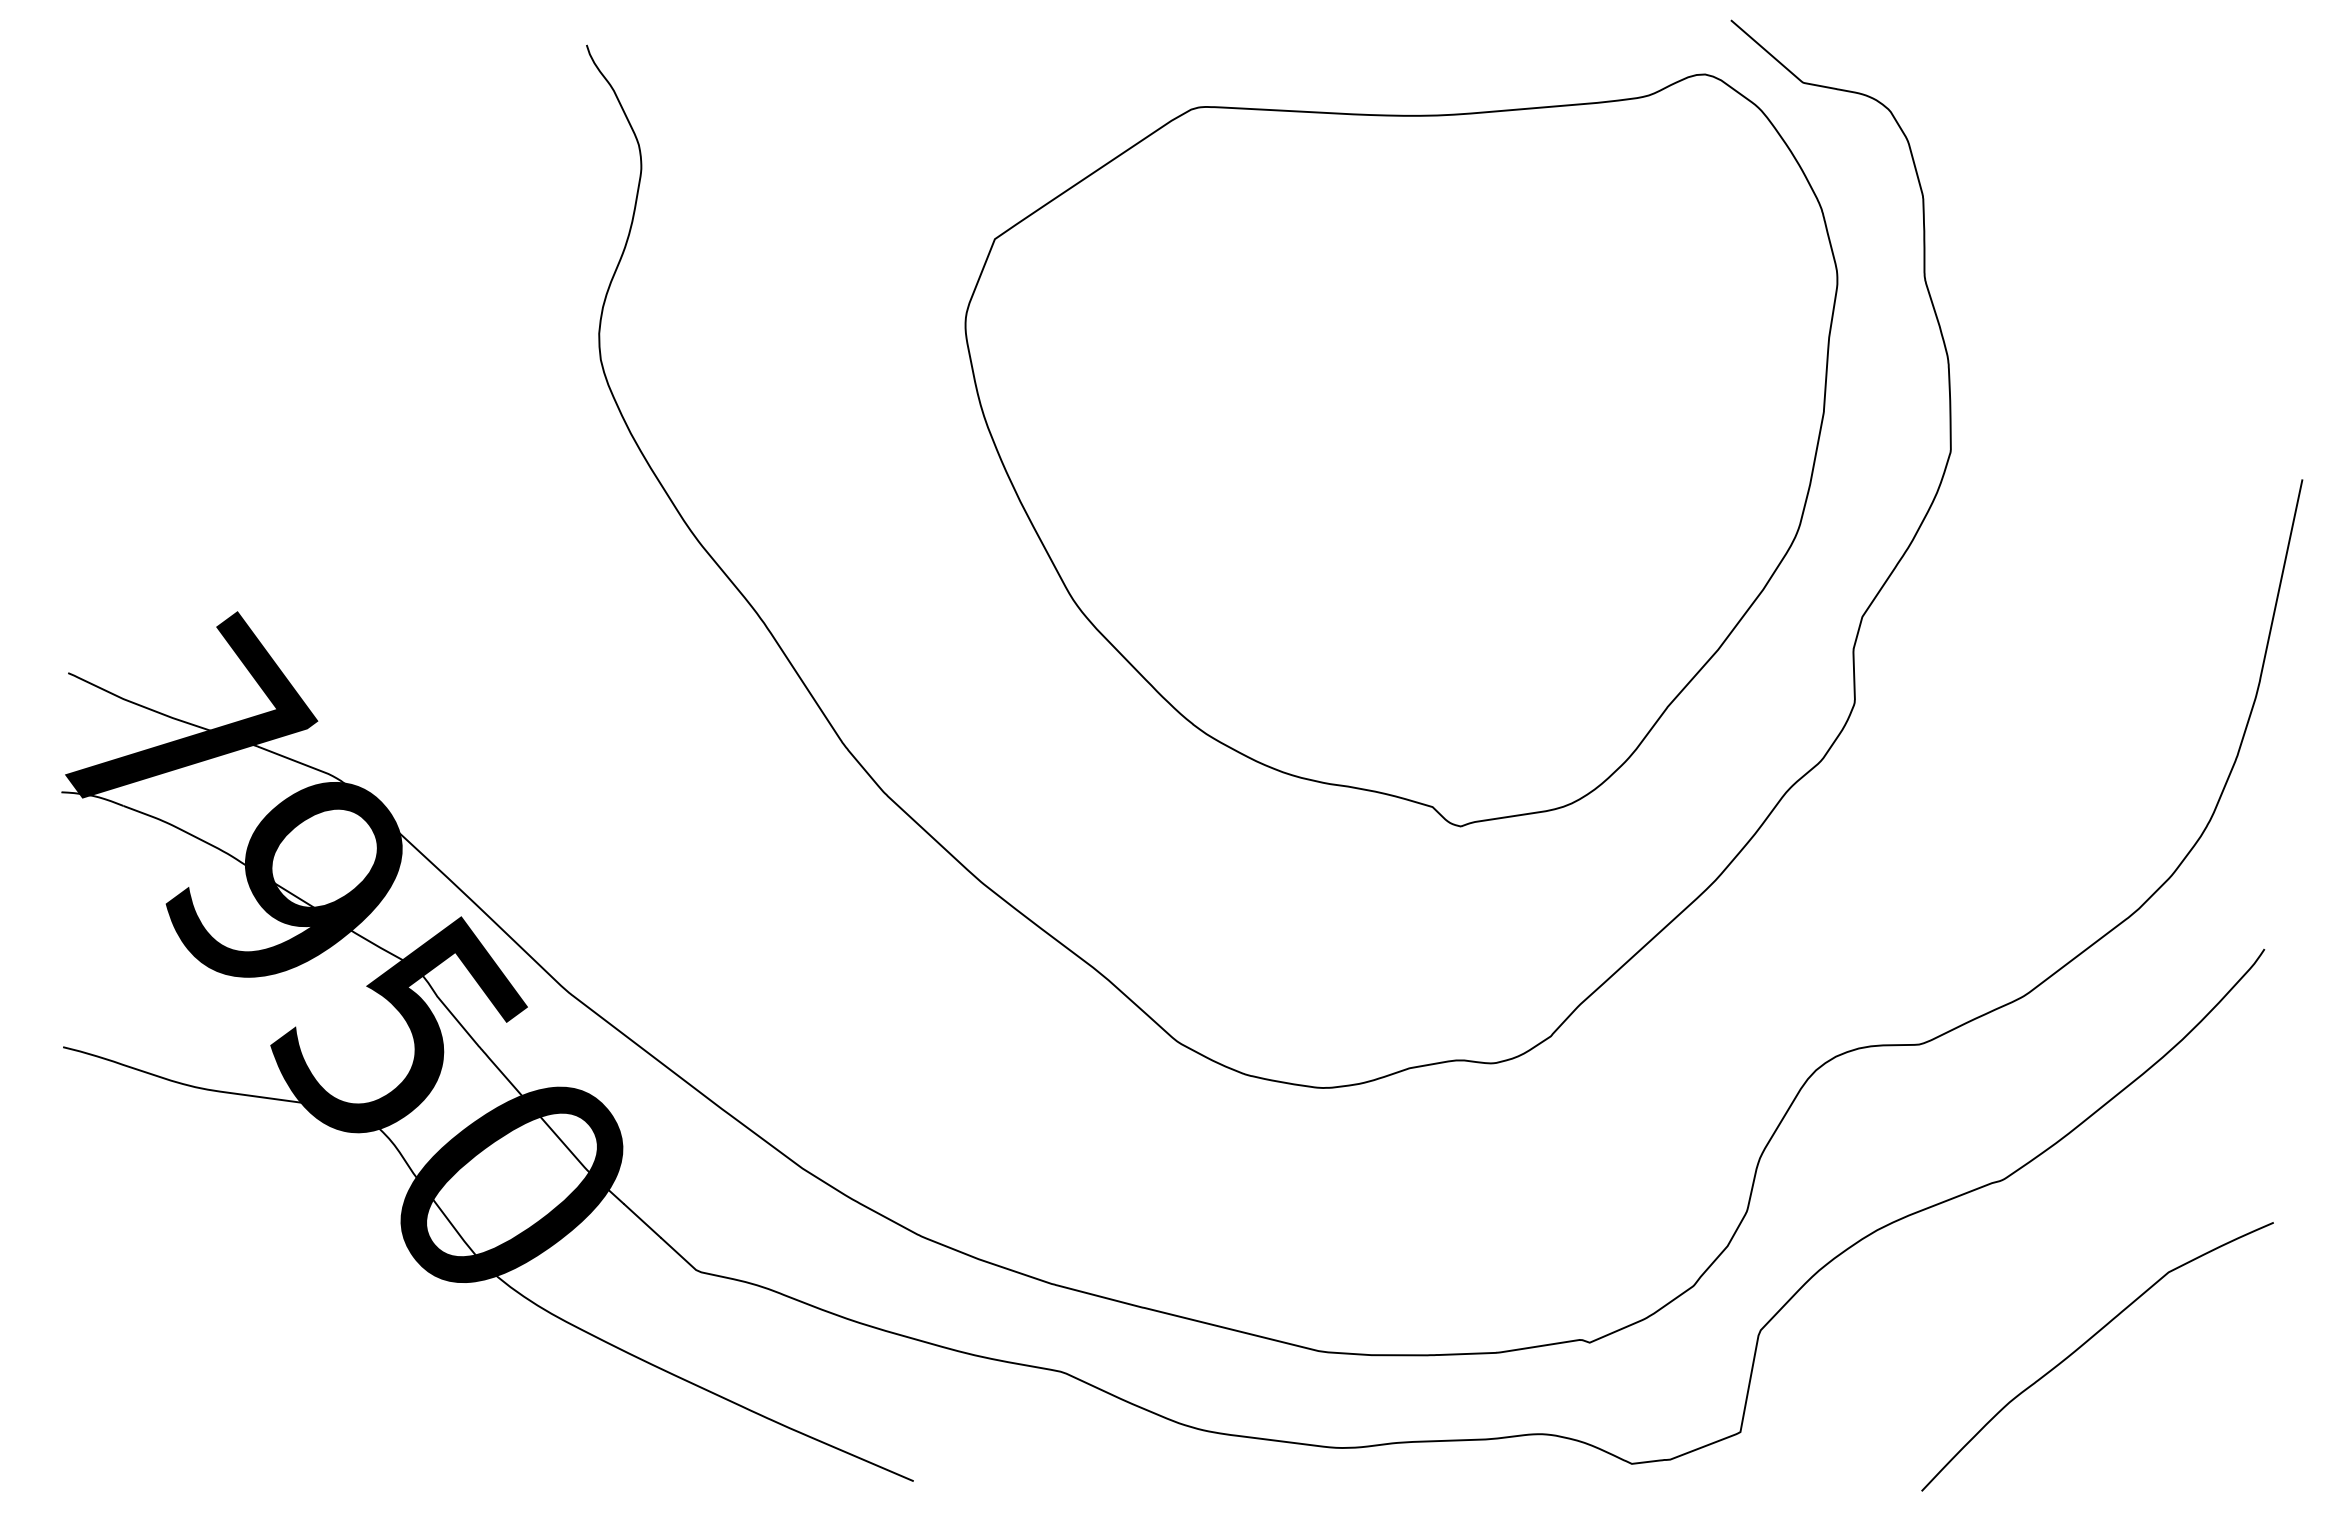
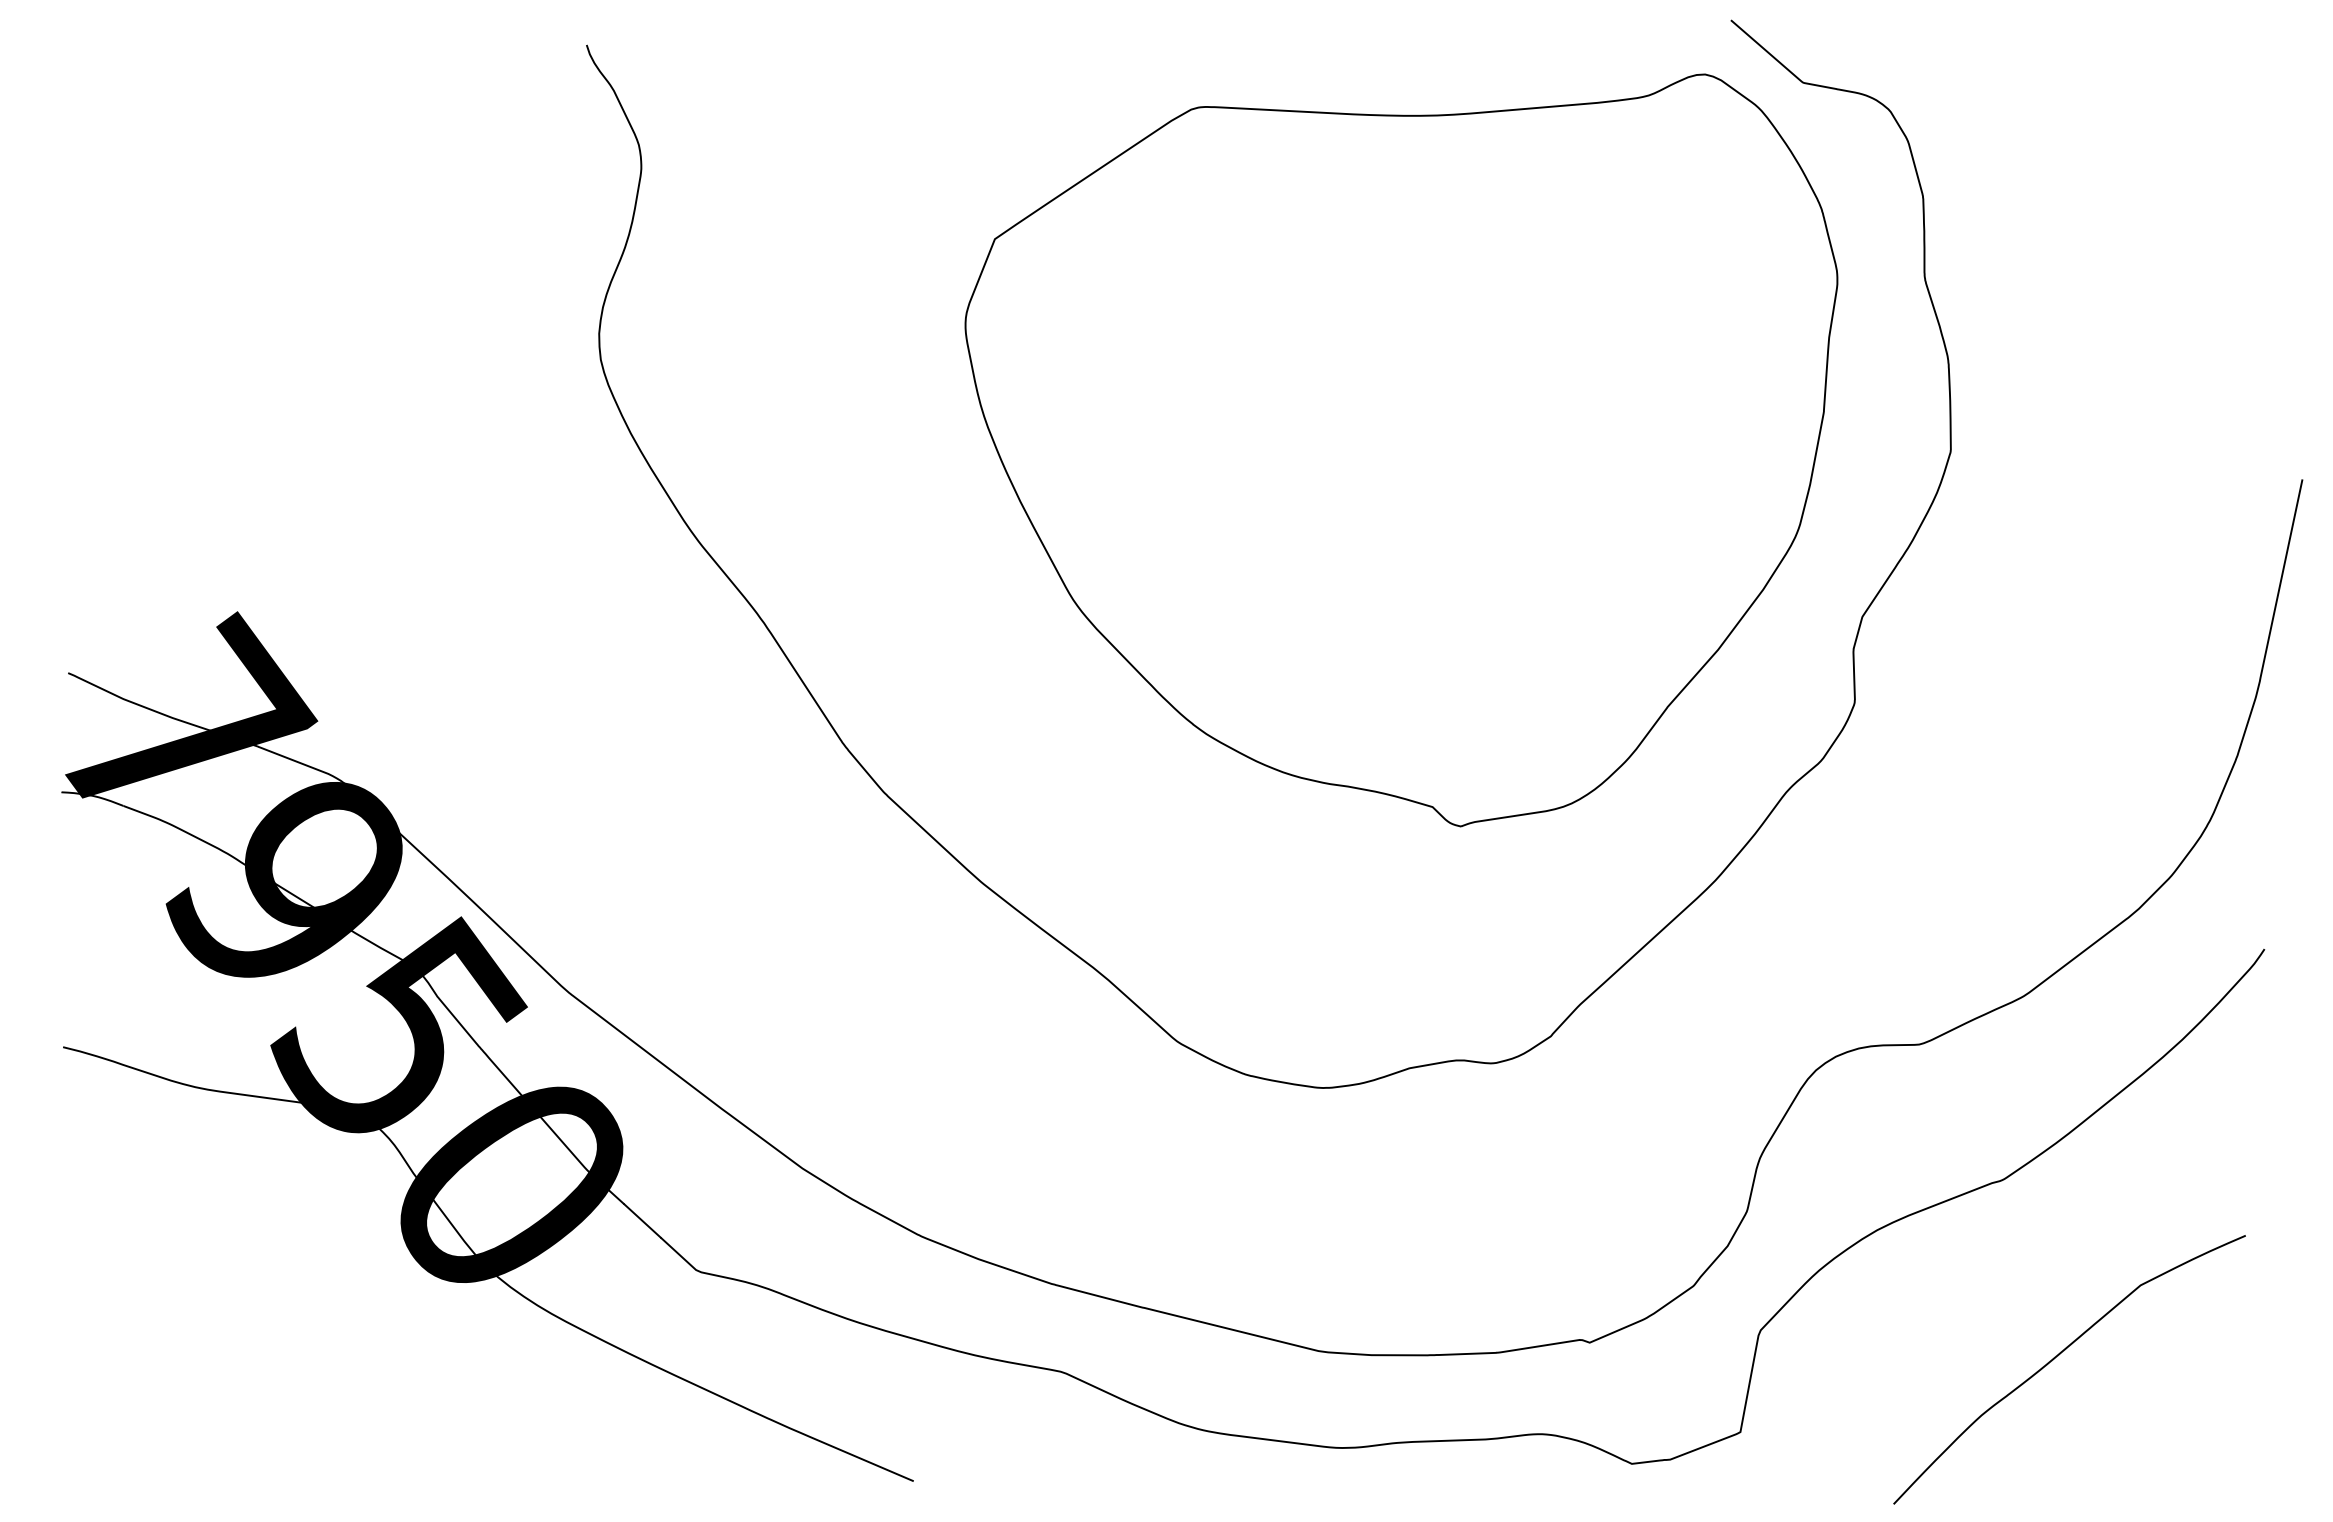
curve position: (2086, 1343) -> (2058, 1356) (2058, 1356)
